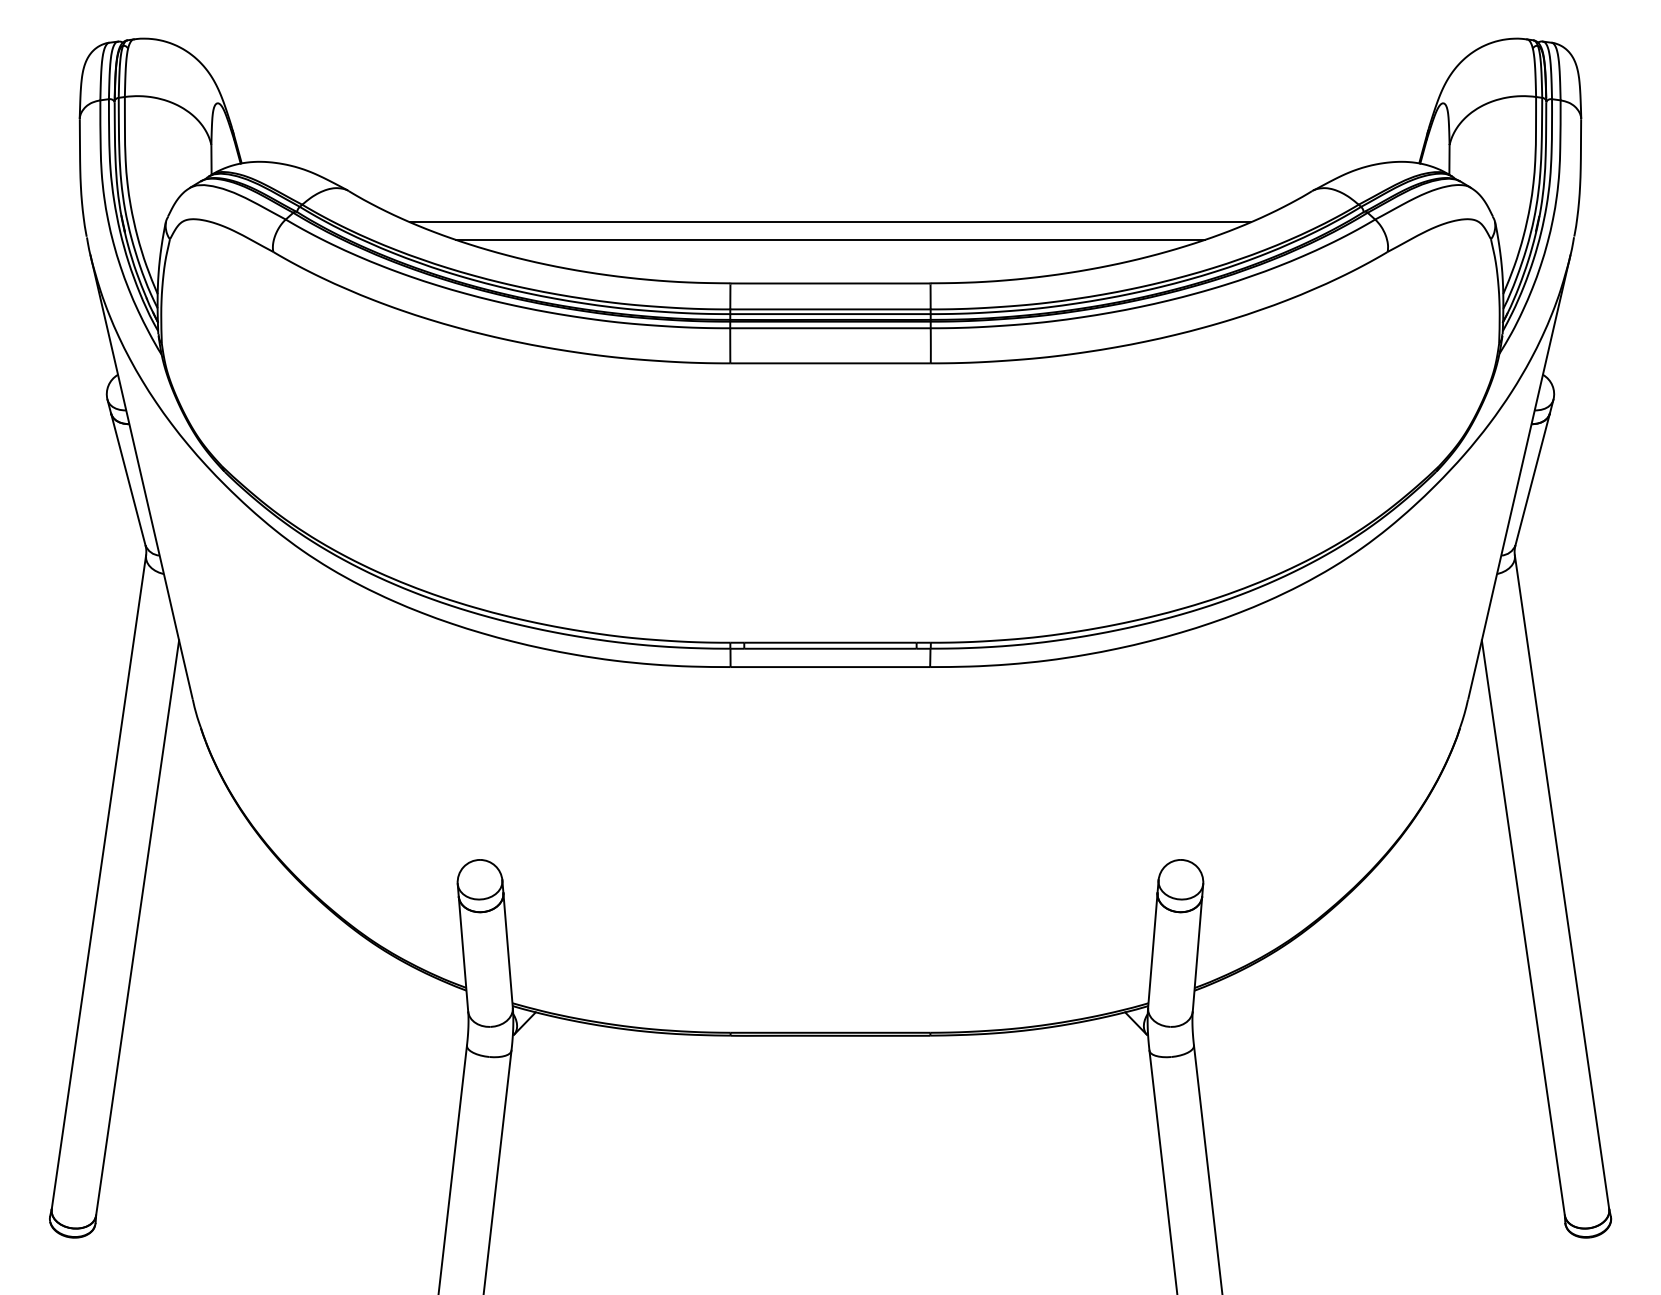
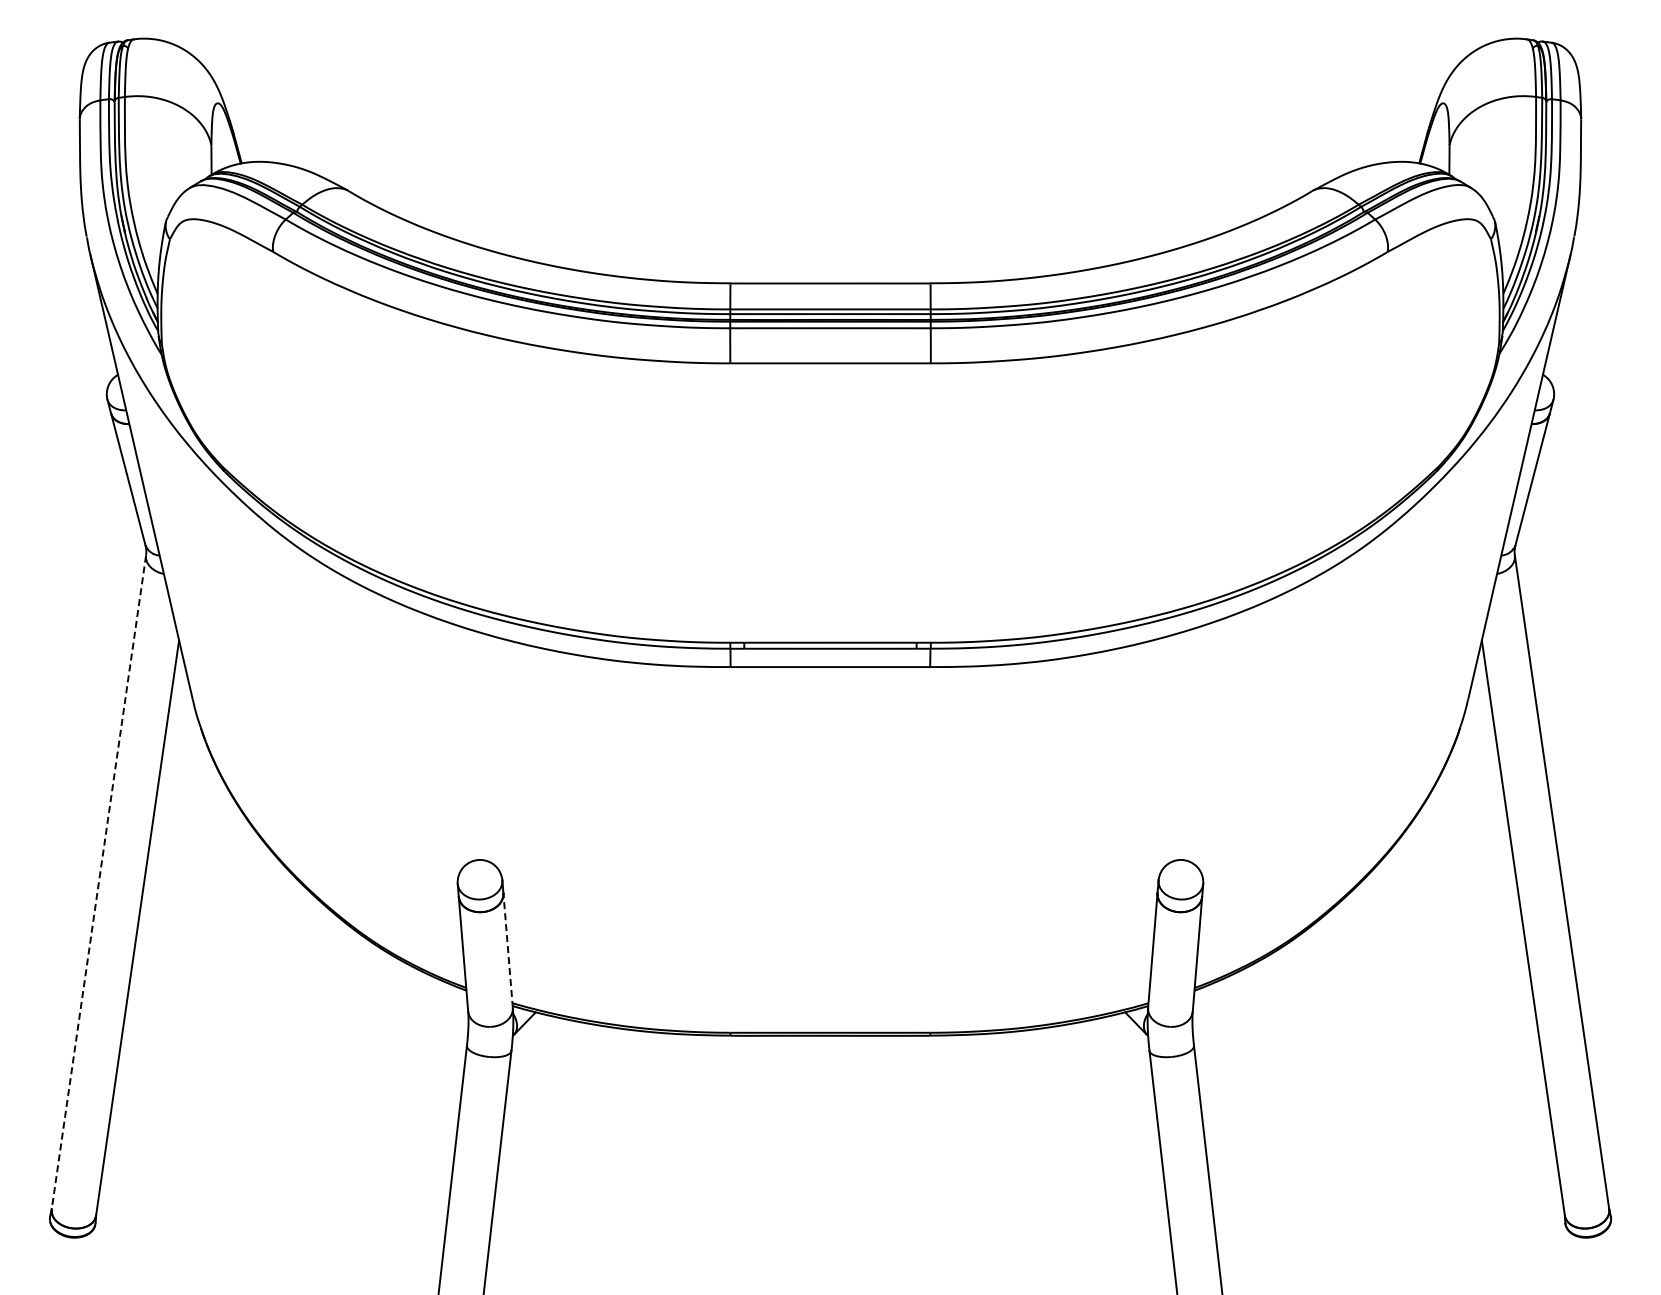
line: present -> none (830, 222)
line: present -> none (830, 239)
line: solid -> dashed (98, 883)
line: solid -> dashed (508, 950)
